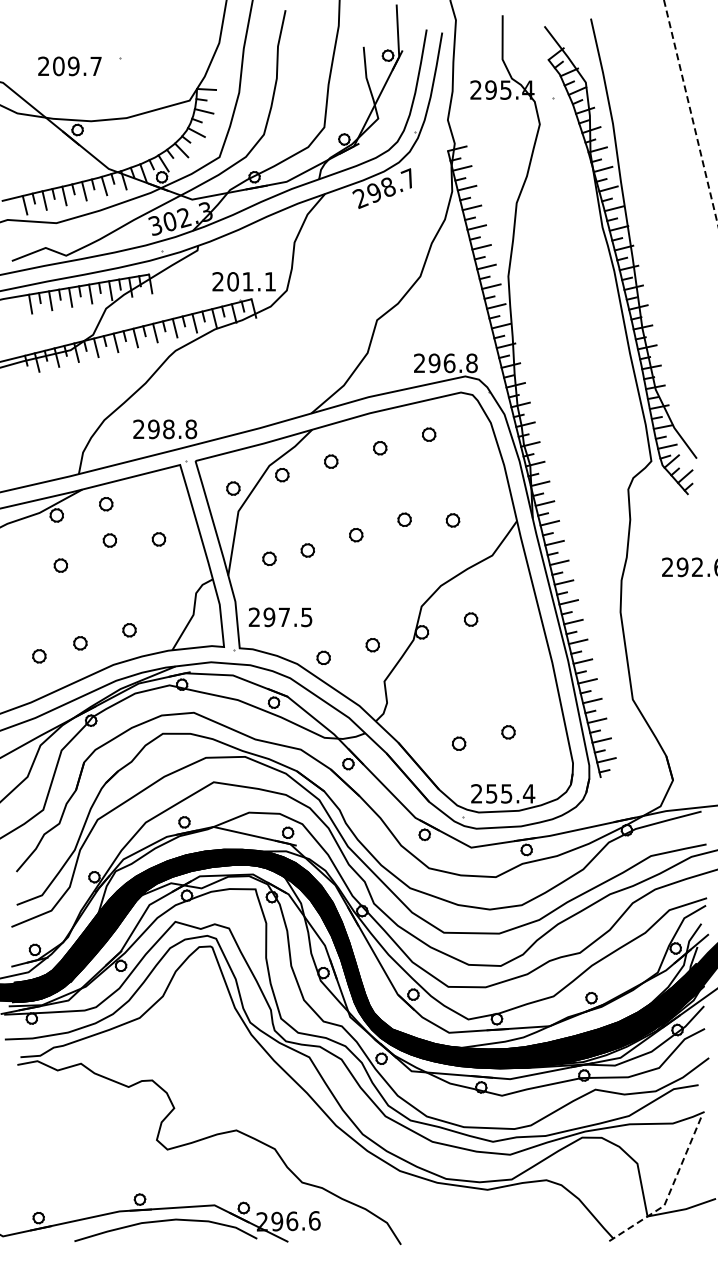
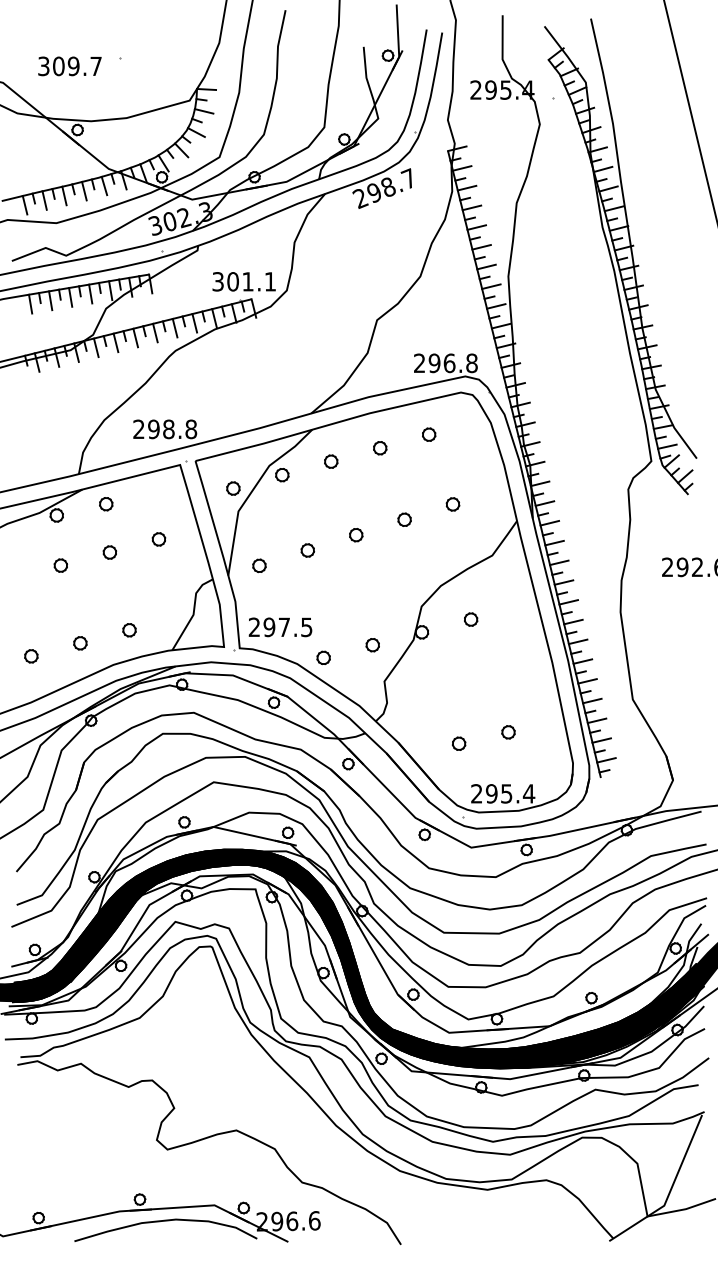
text: 209.7 -> 309.7 (43, 66)
line: dashed -> solid (690, 112)
text: 201.1 -> 301.1 (217, 281)
part position: (452, 520) -> (452, 504) (452, 504)
part position: (109, 540) -> (109, 552) (109, 552)
part position: (269, 558) -> (259, 565) (259, 565)
text position: (280, 617) -> (280, 627) (280, 627)
part position: (39, 656) -> (31, 656) (31, 656)
text: 255.4 -> 295.4 (491, 793)
line: dashed -> solid (670, 1191)
